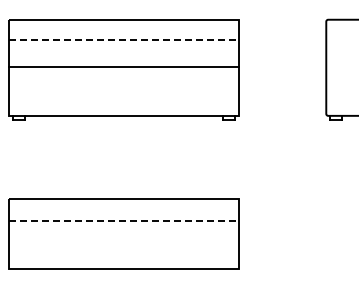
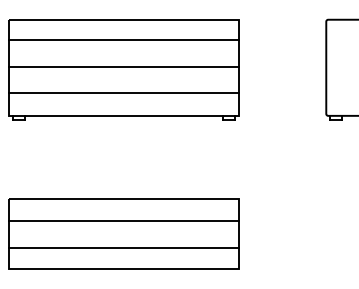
line: dashed -> solid (124, 40)
line: none -> present (123, 93)
line: dashed -> solid (124, 220)
line: none -> present (123, 247)
